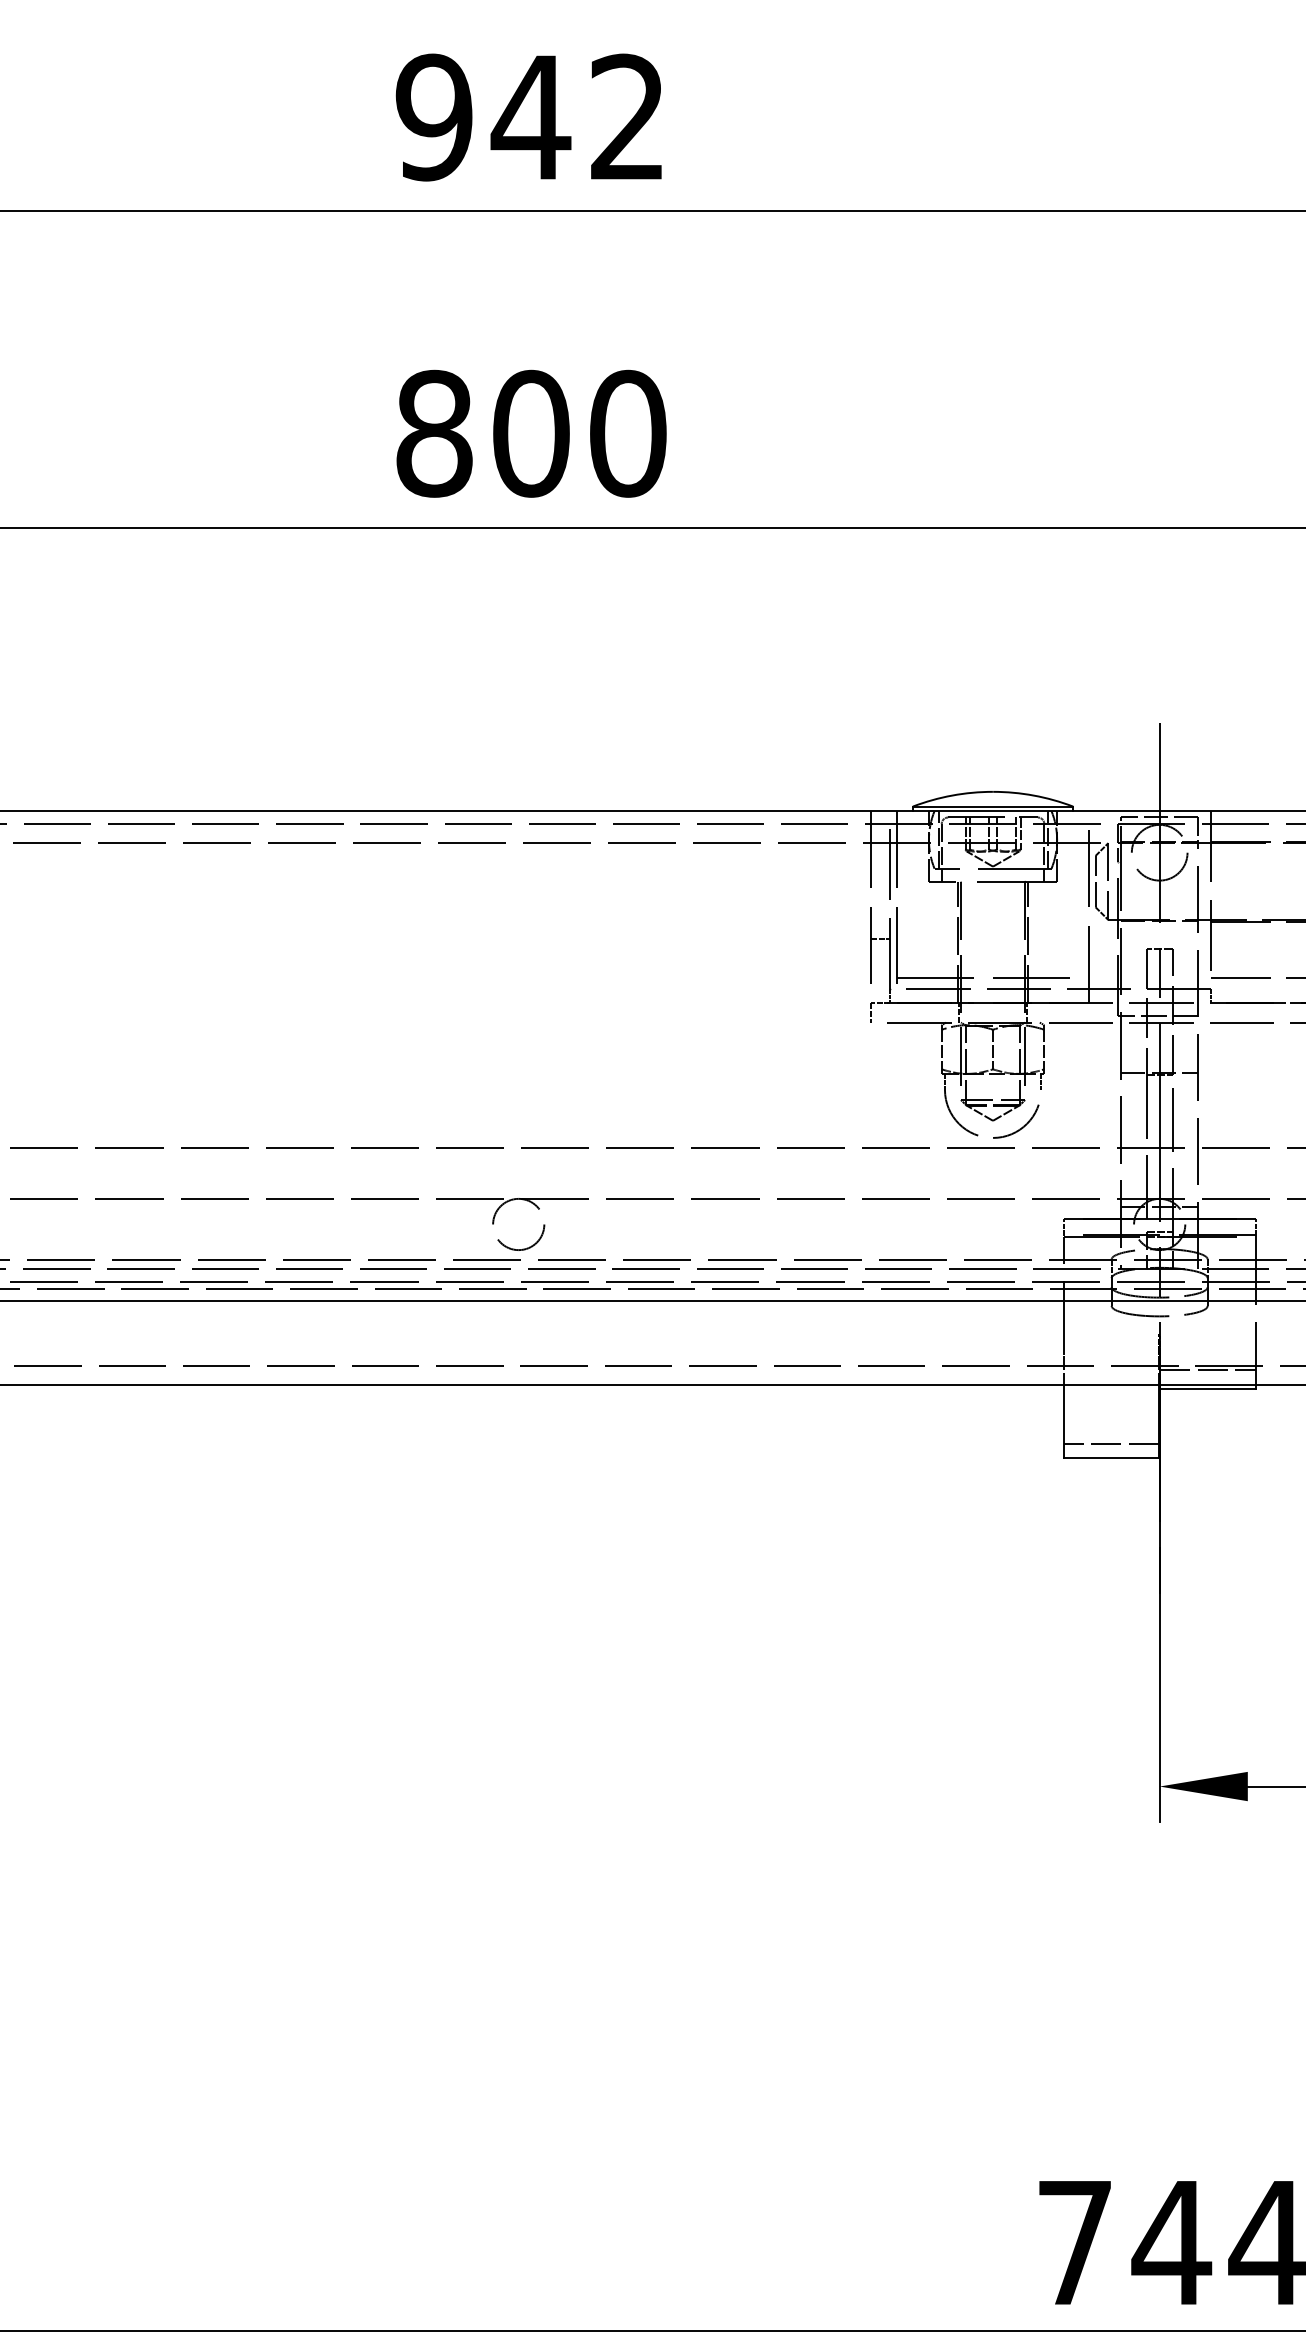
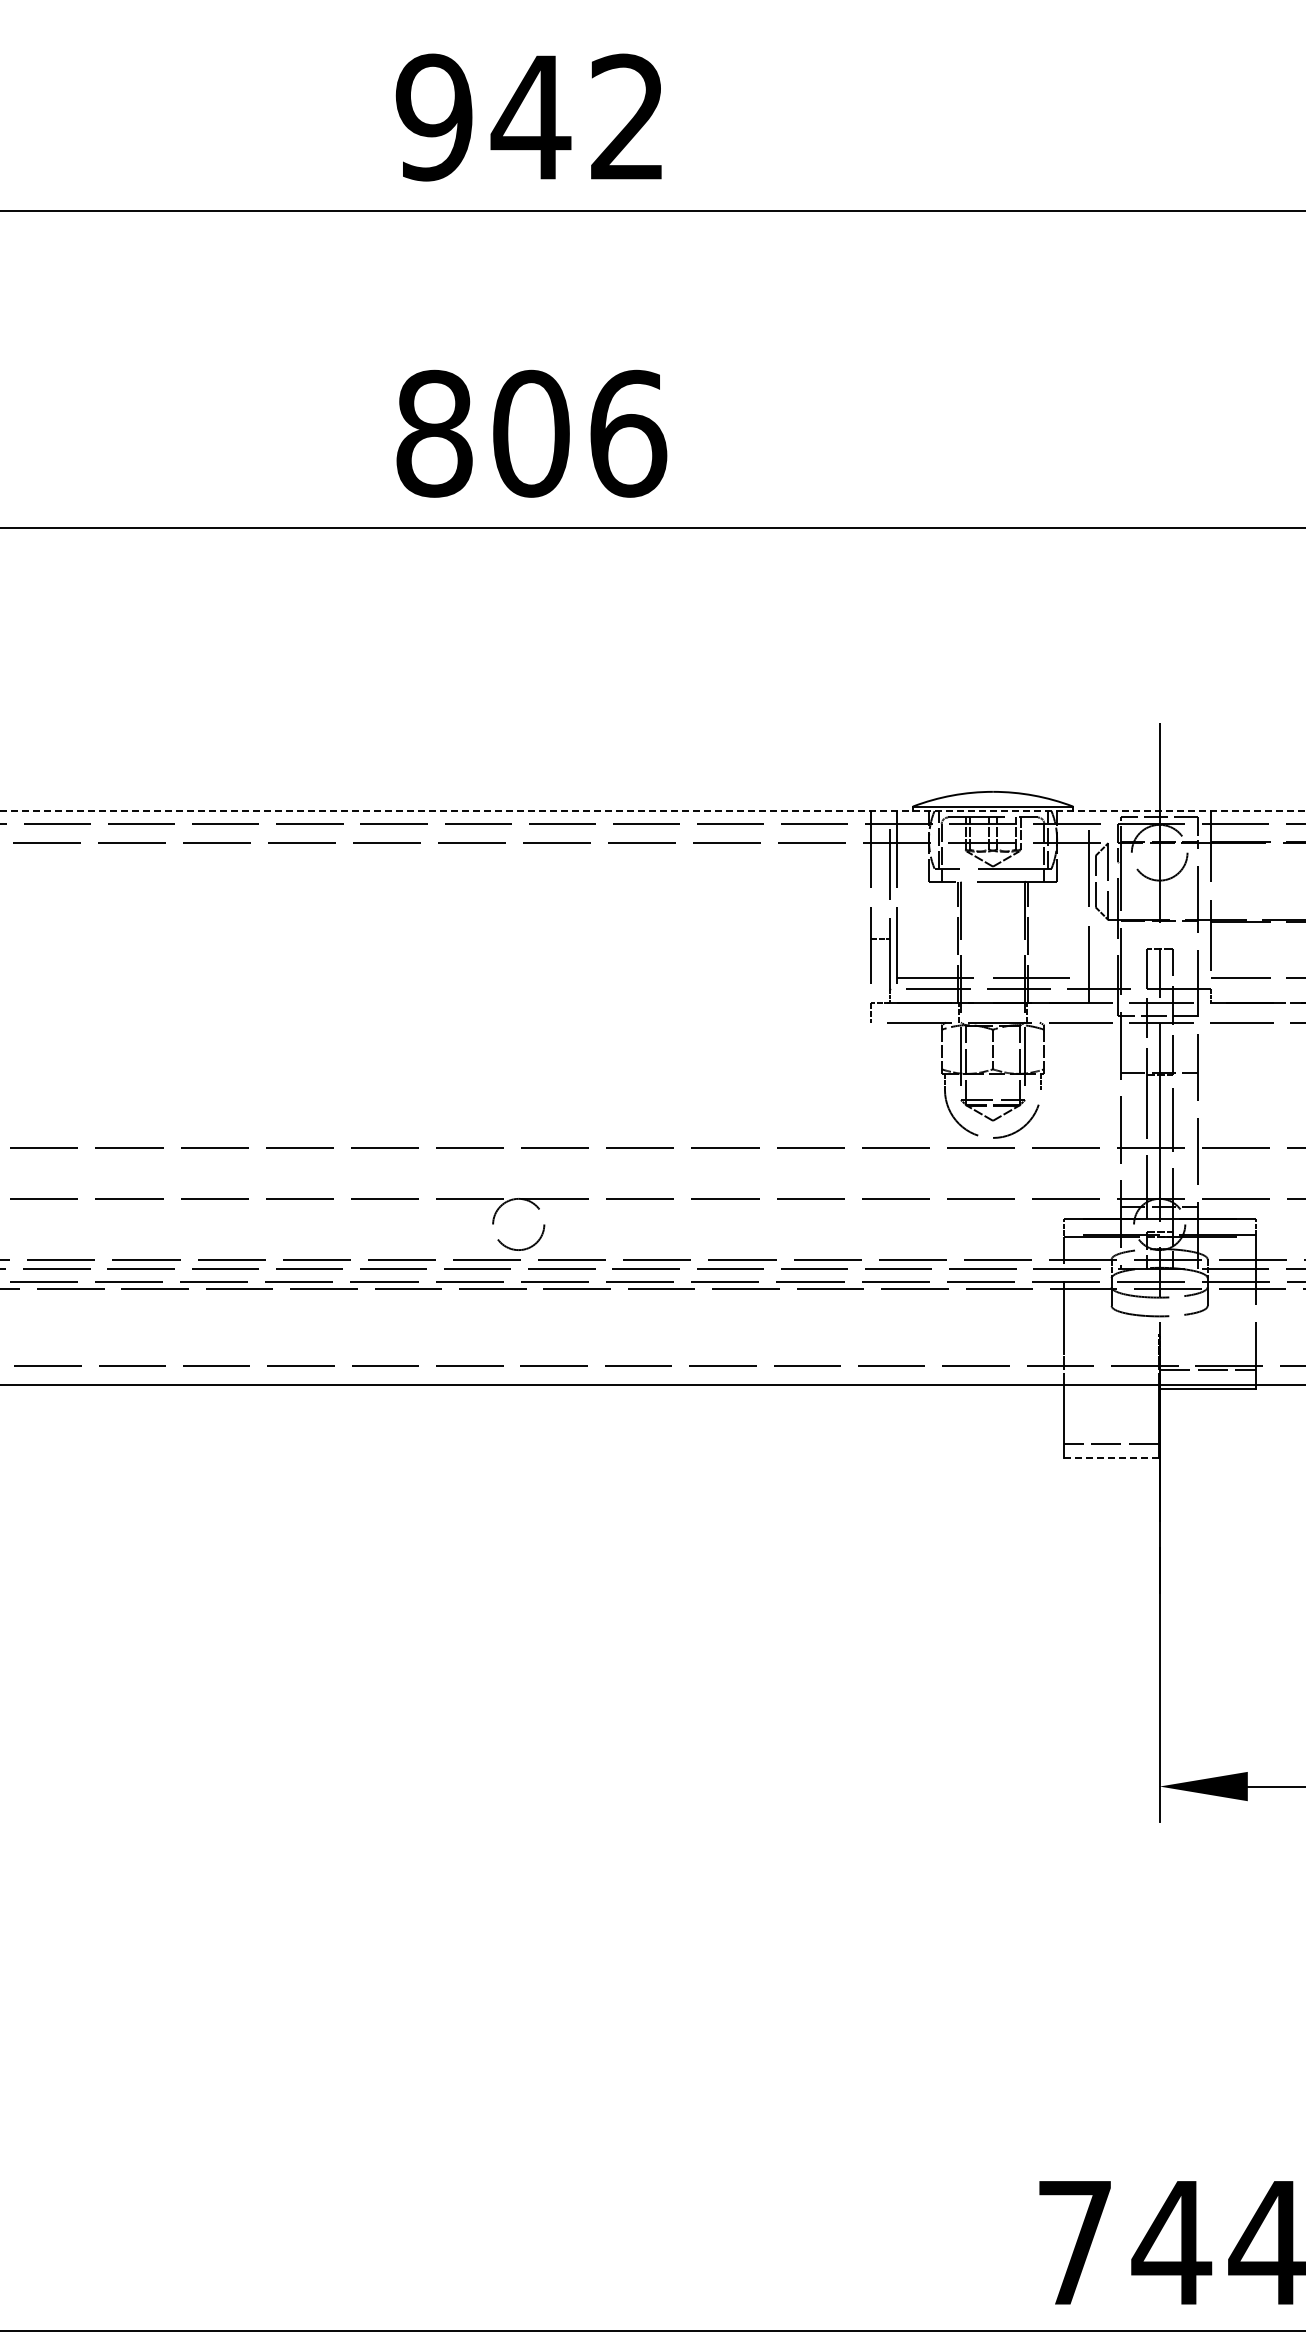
text: 800 -> 806 (628, 433)
line: solid -> dashed (652, 811)
line: present -> none (652, 1301)
line: solid -> dashed (1111, 1458)
